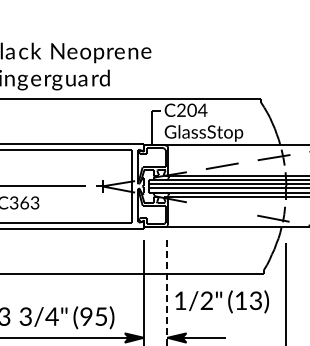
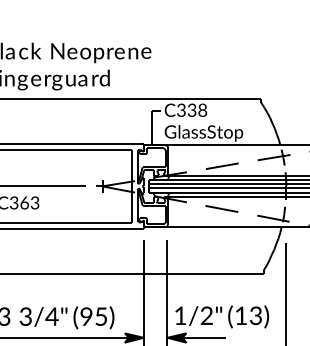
text: C204 -> C338 (192, 109)
line: none -> present (221, 208)
line: dashed -> solid (167, 292)
text position: (221, 301) -> (221, 316) (221, 316)
